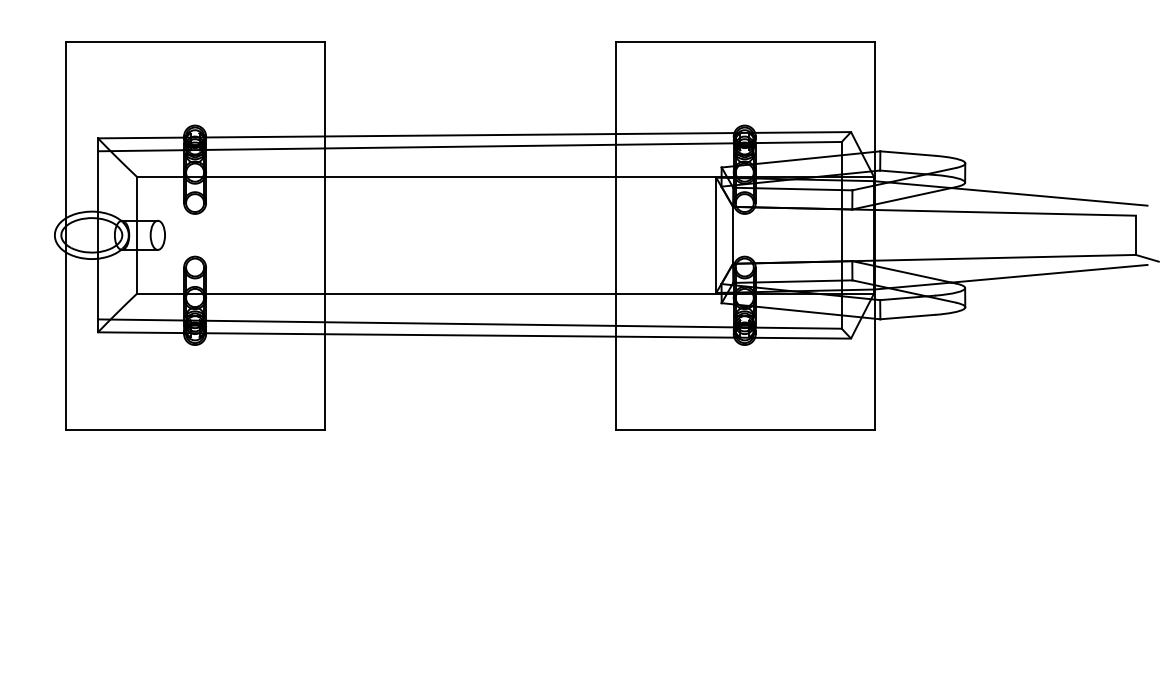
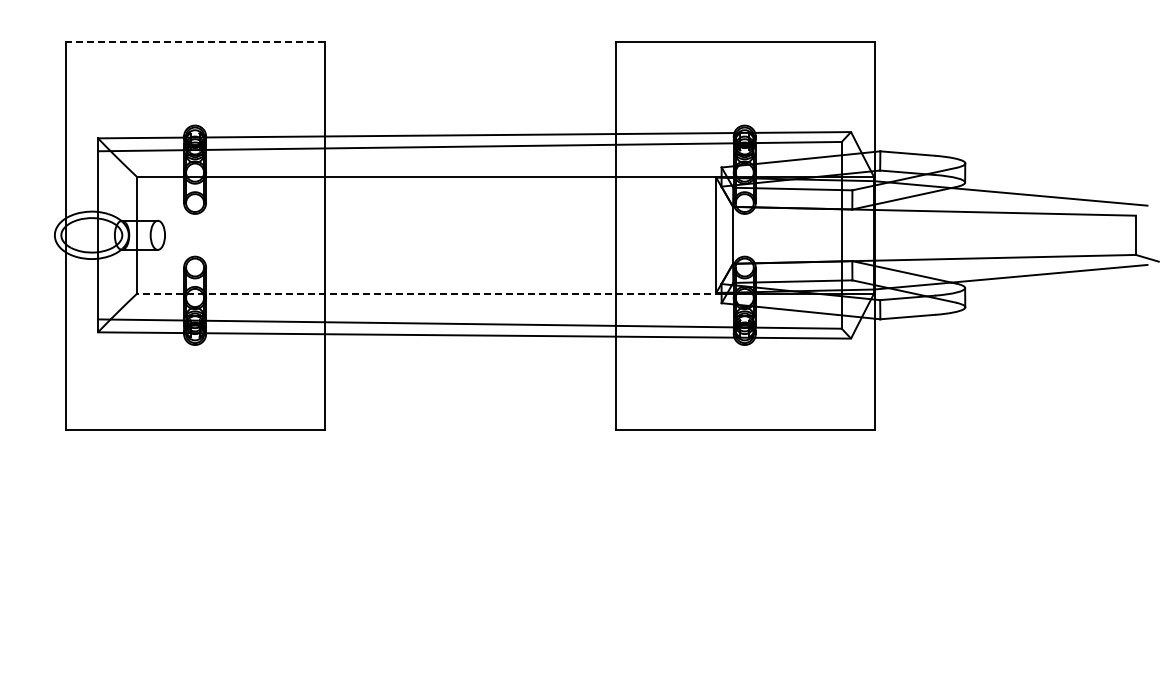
line: solid -> dashed (195, 41)
line: solid -> dashed (428, 293)
